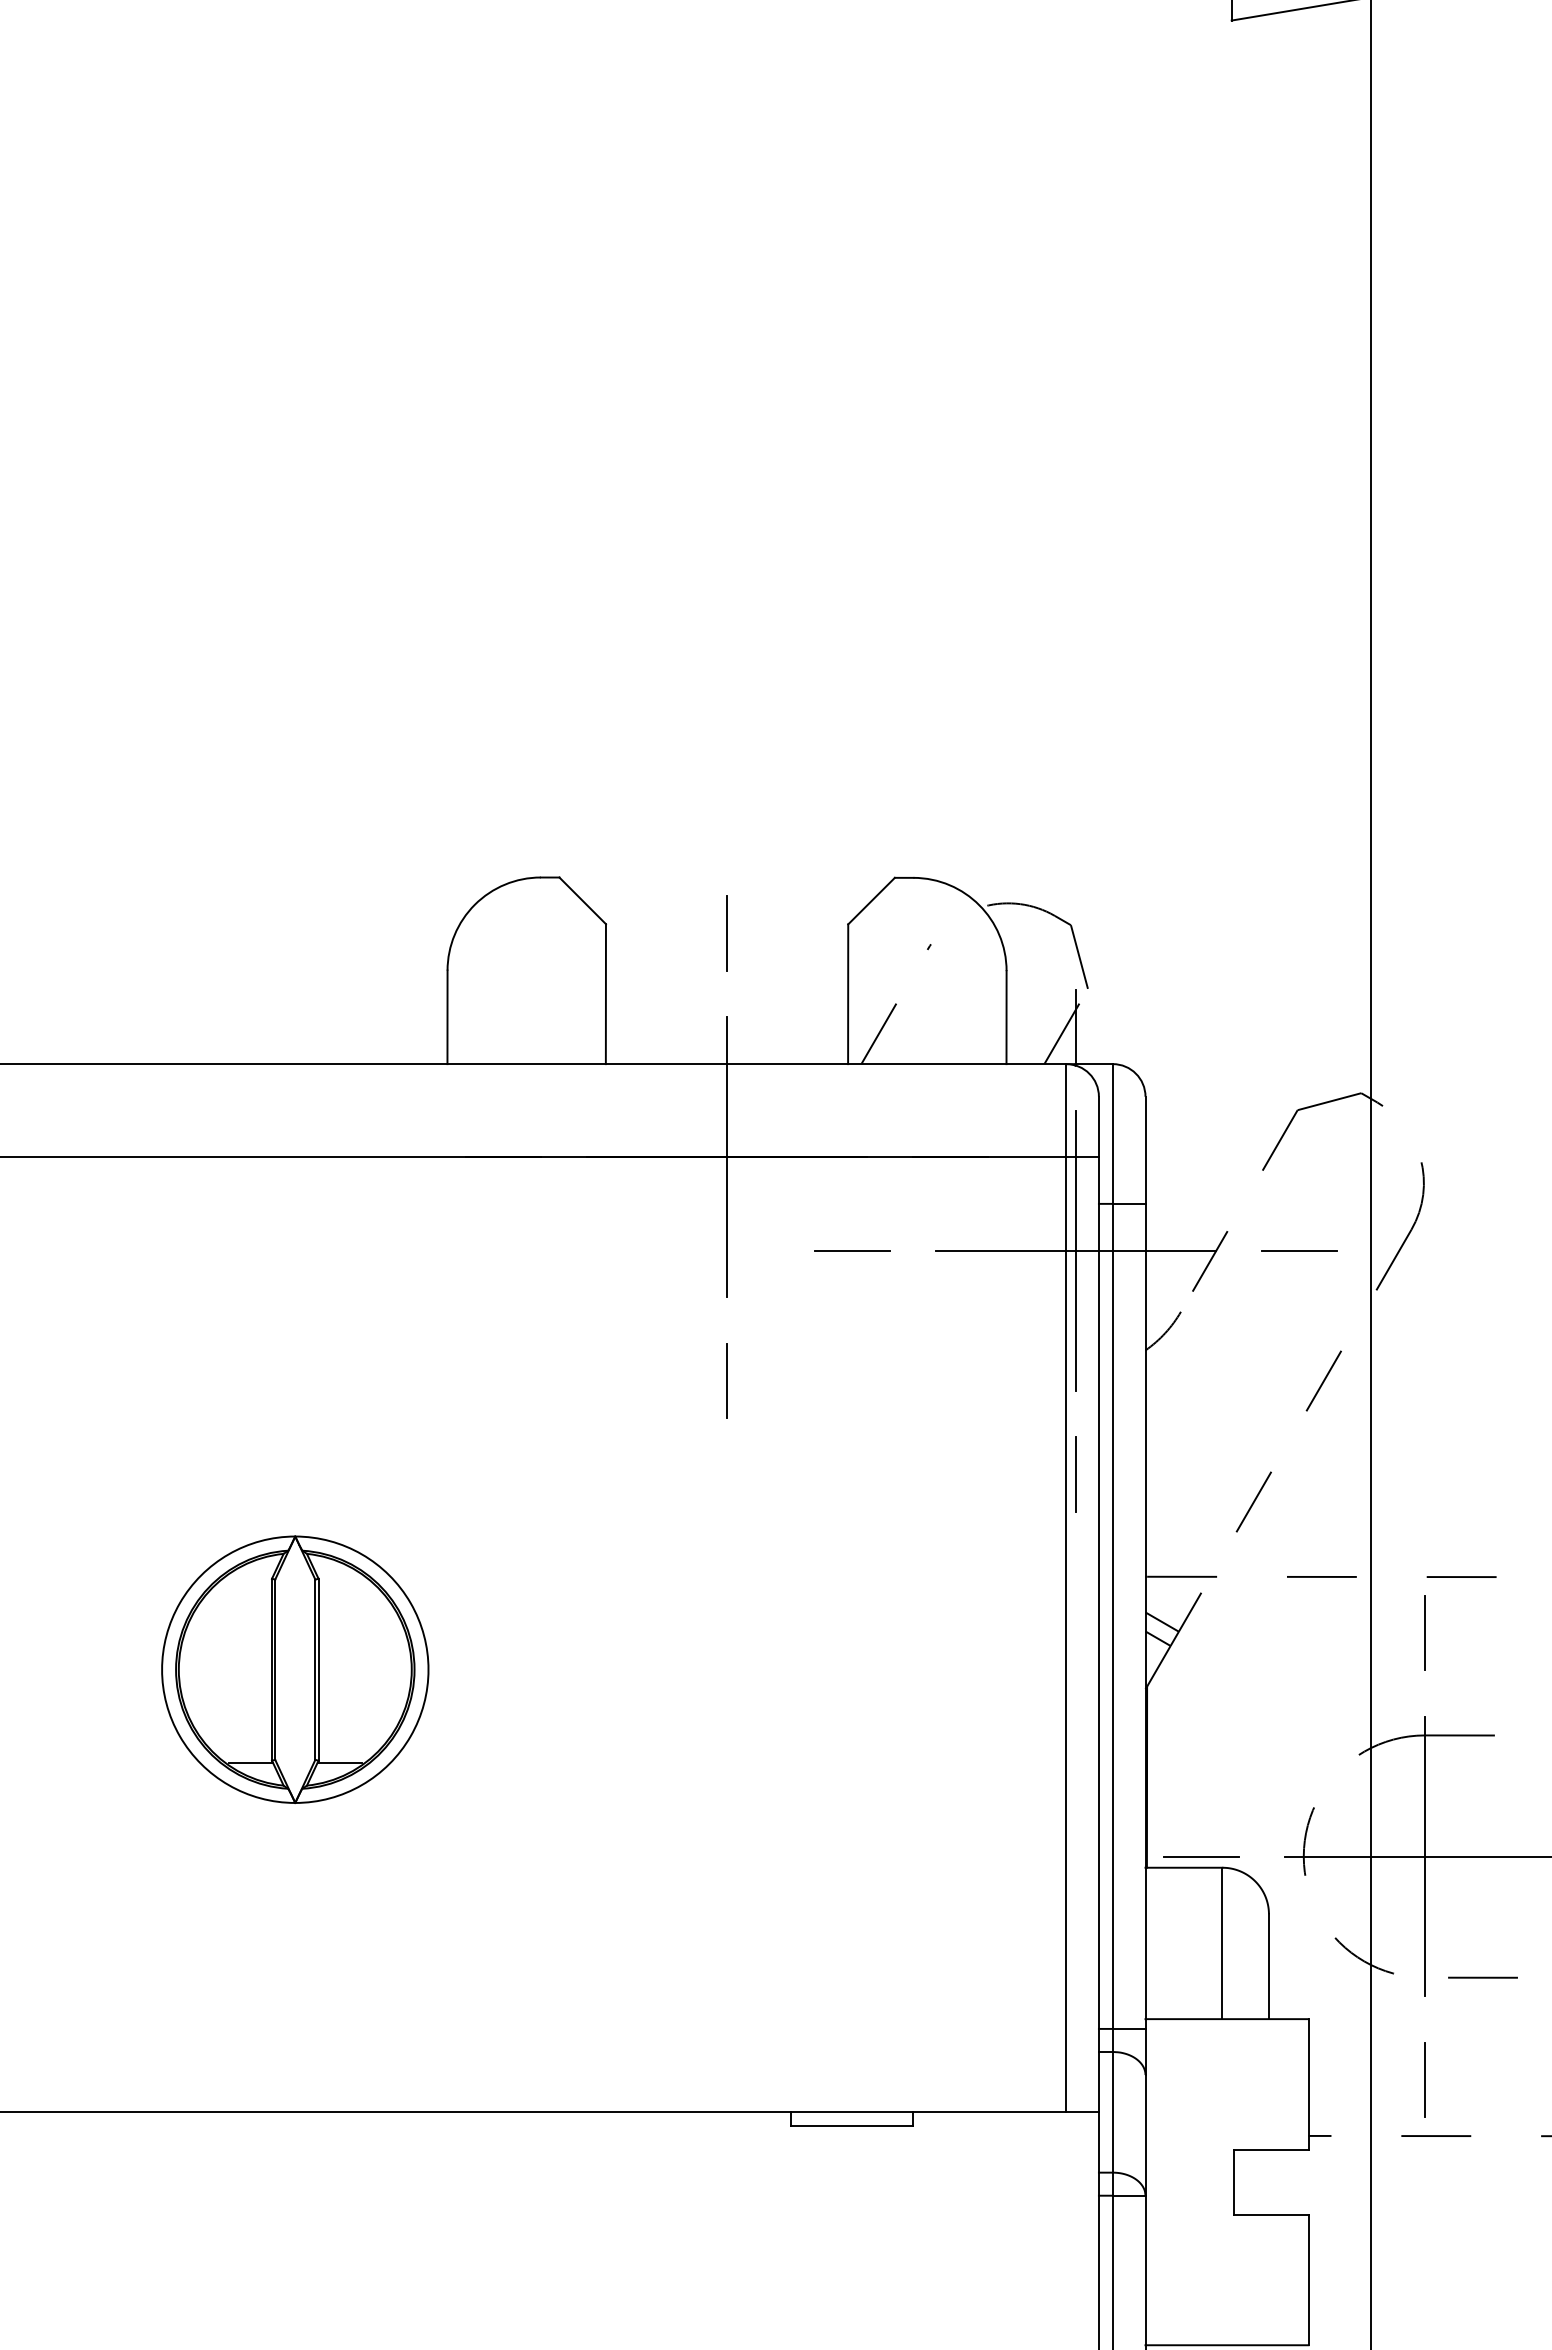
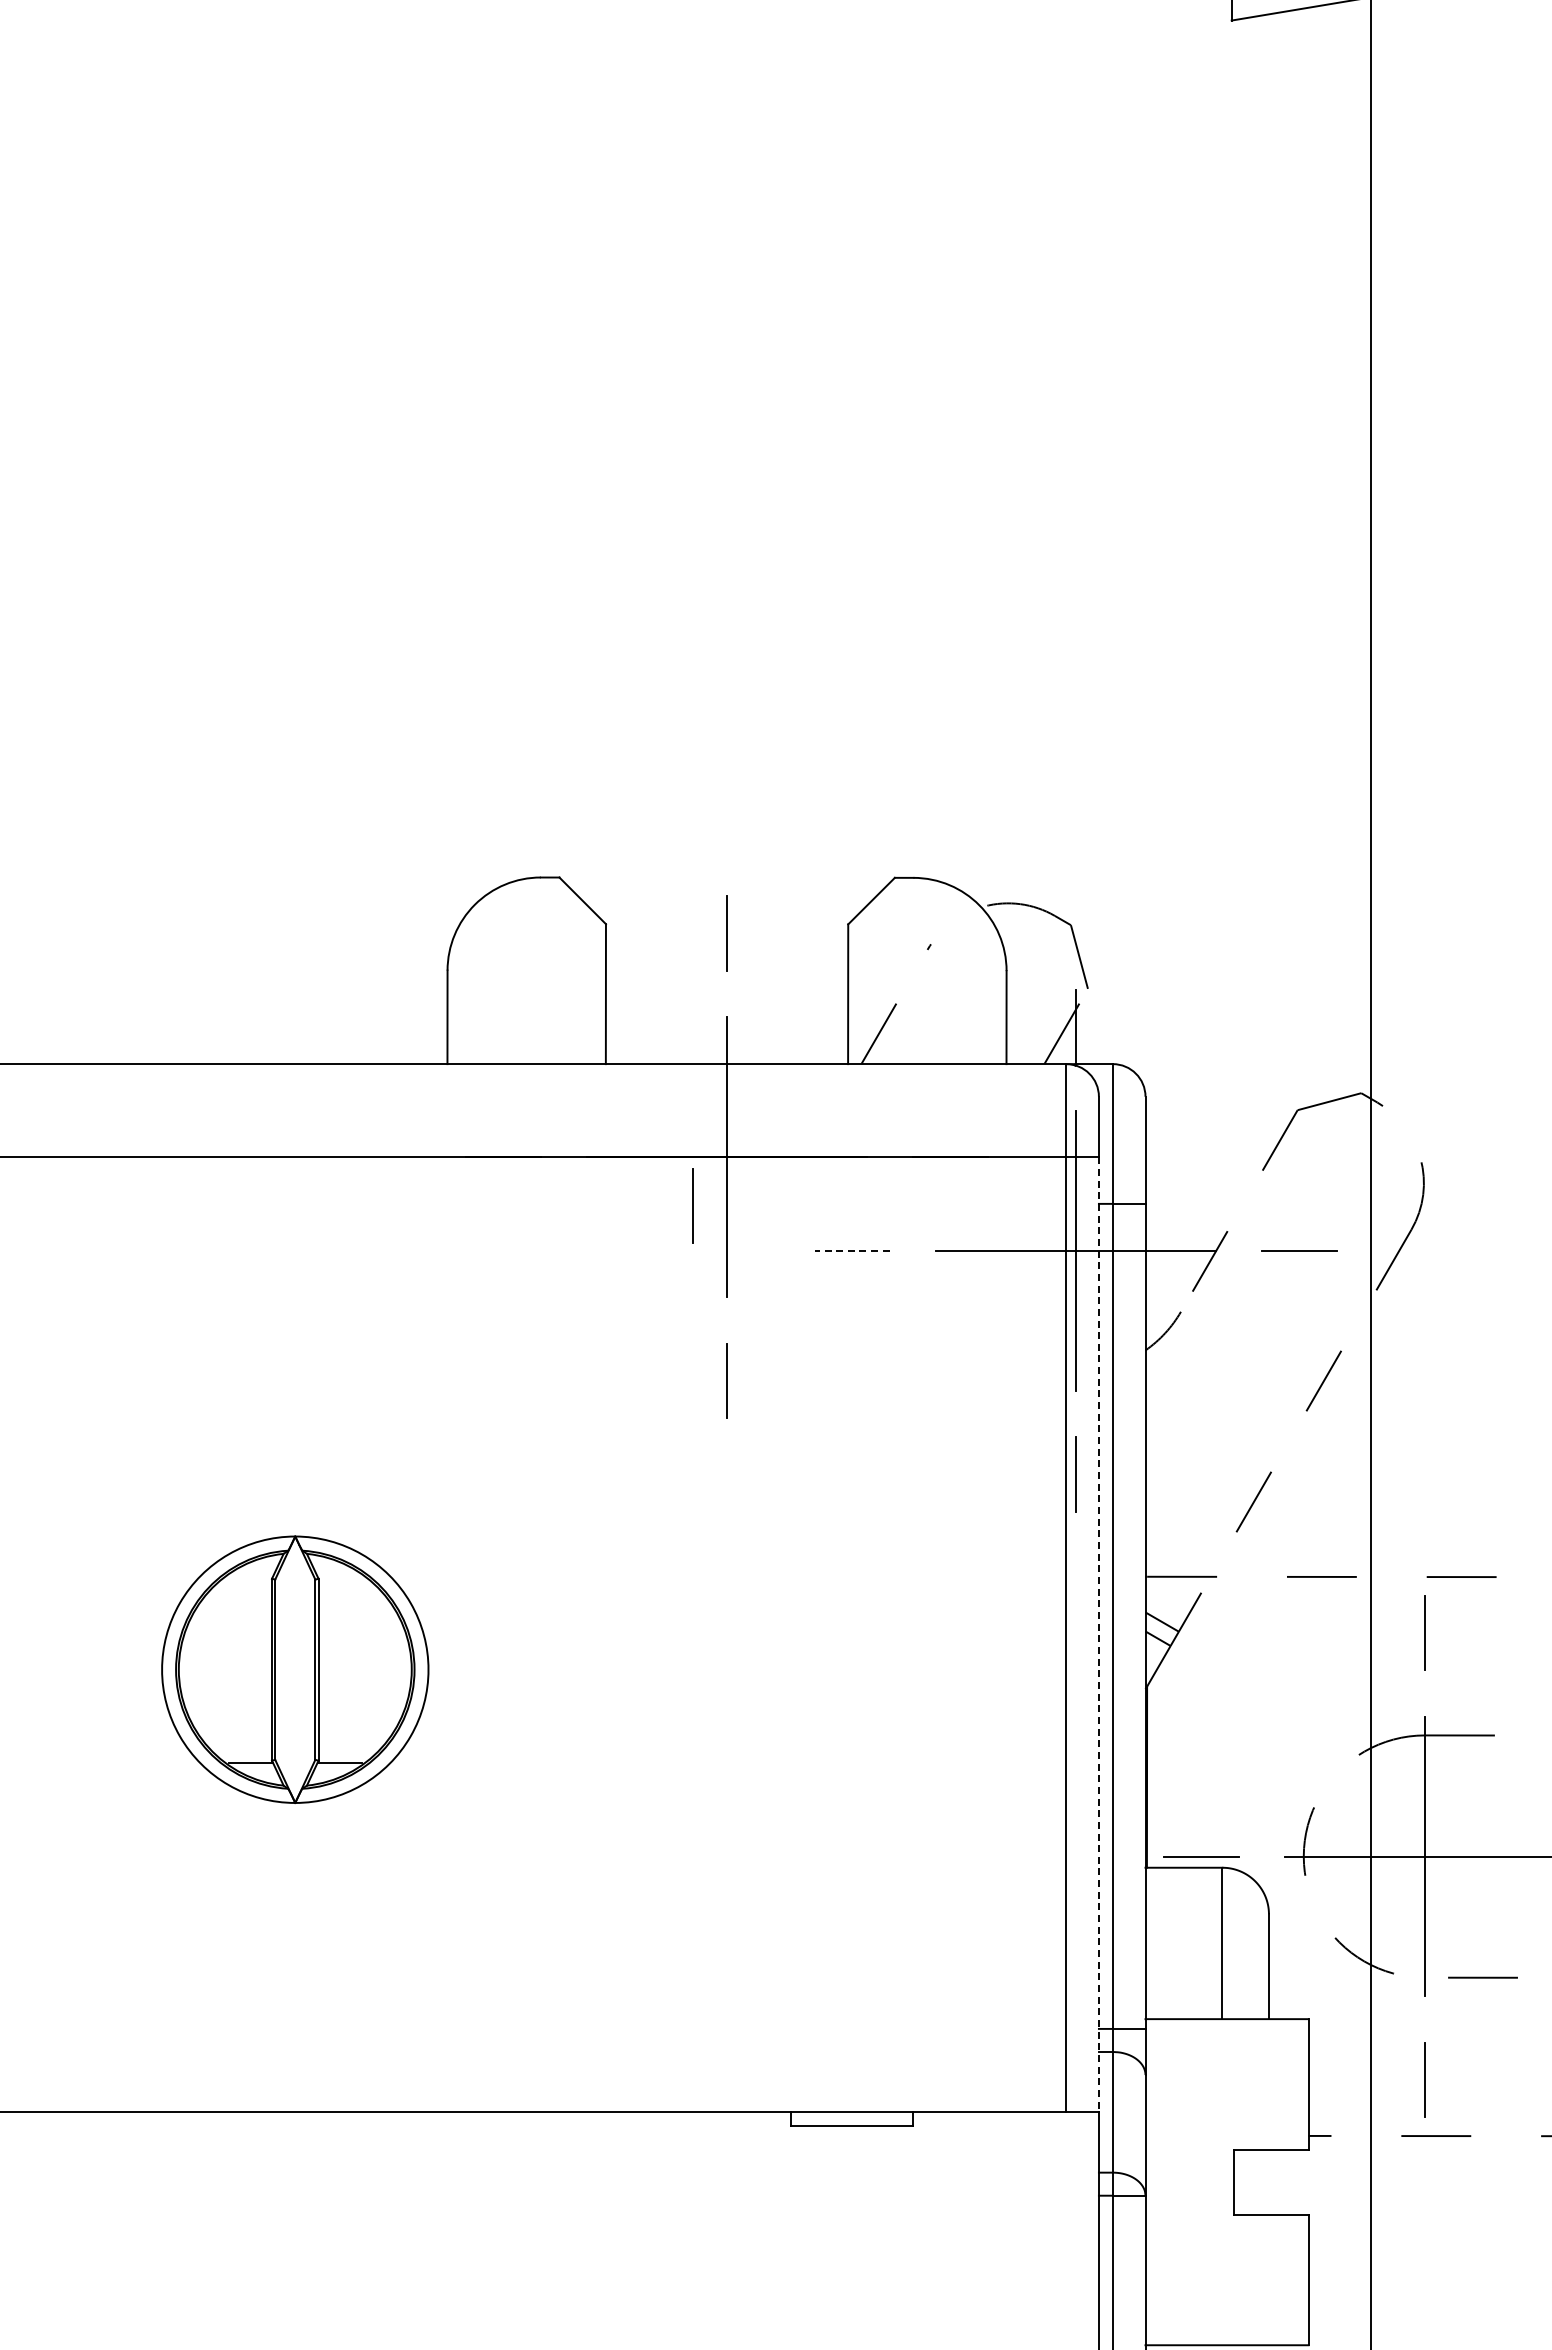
line: none -> present (692, 1205)
line: solid -> dashed (852, 1251)
line: solid -> dashed (1098, 1634)
